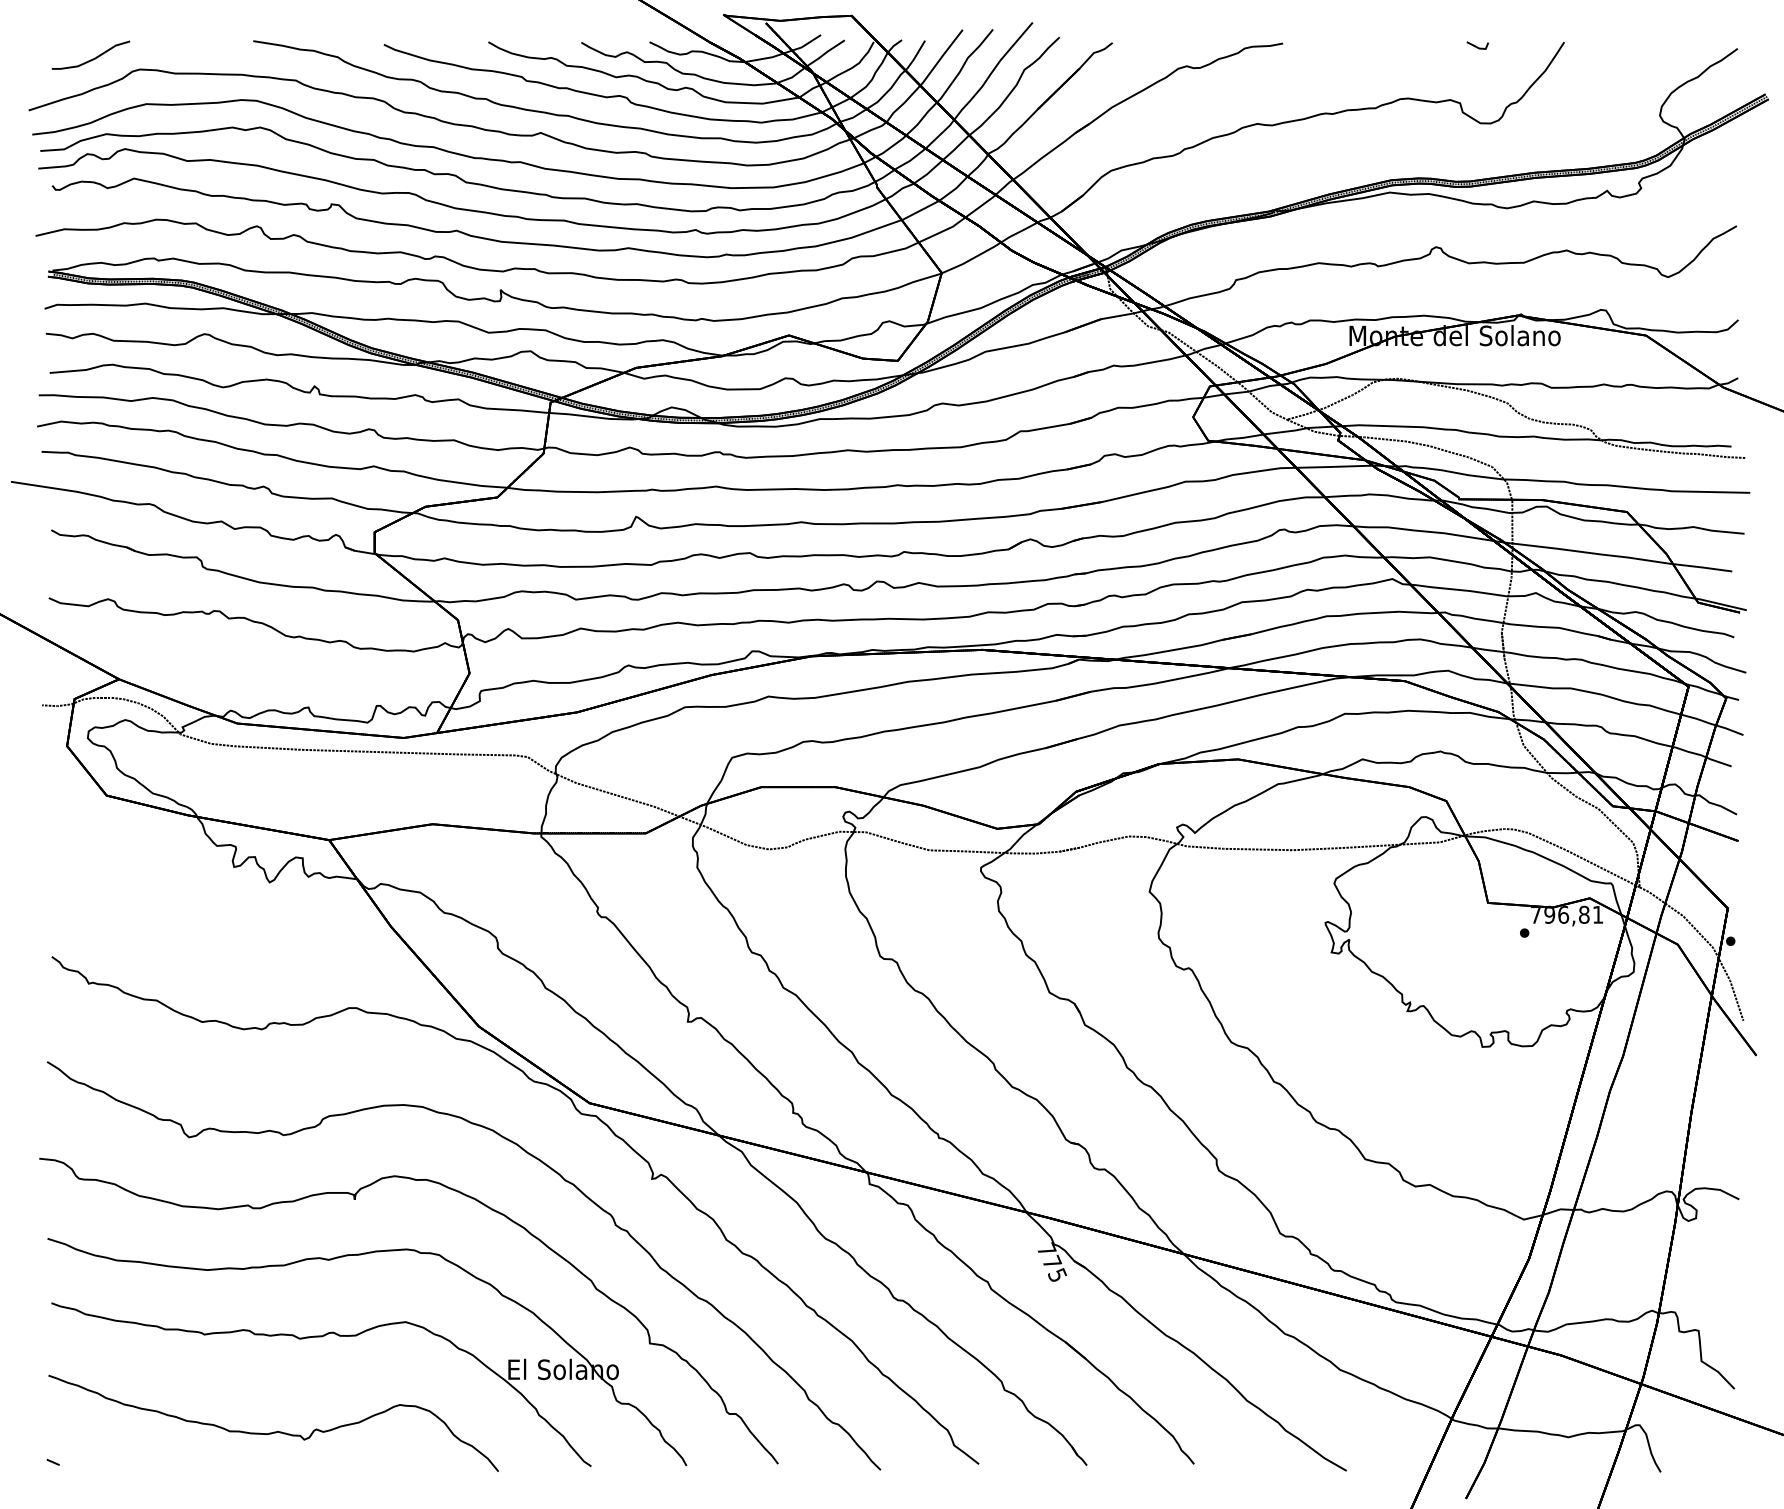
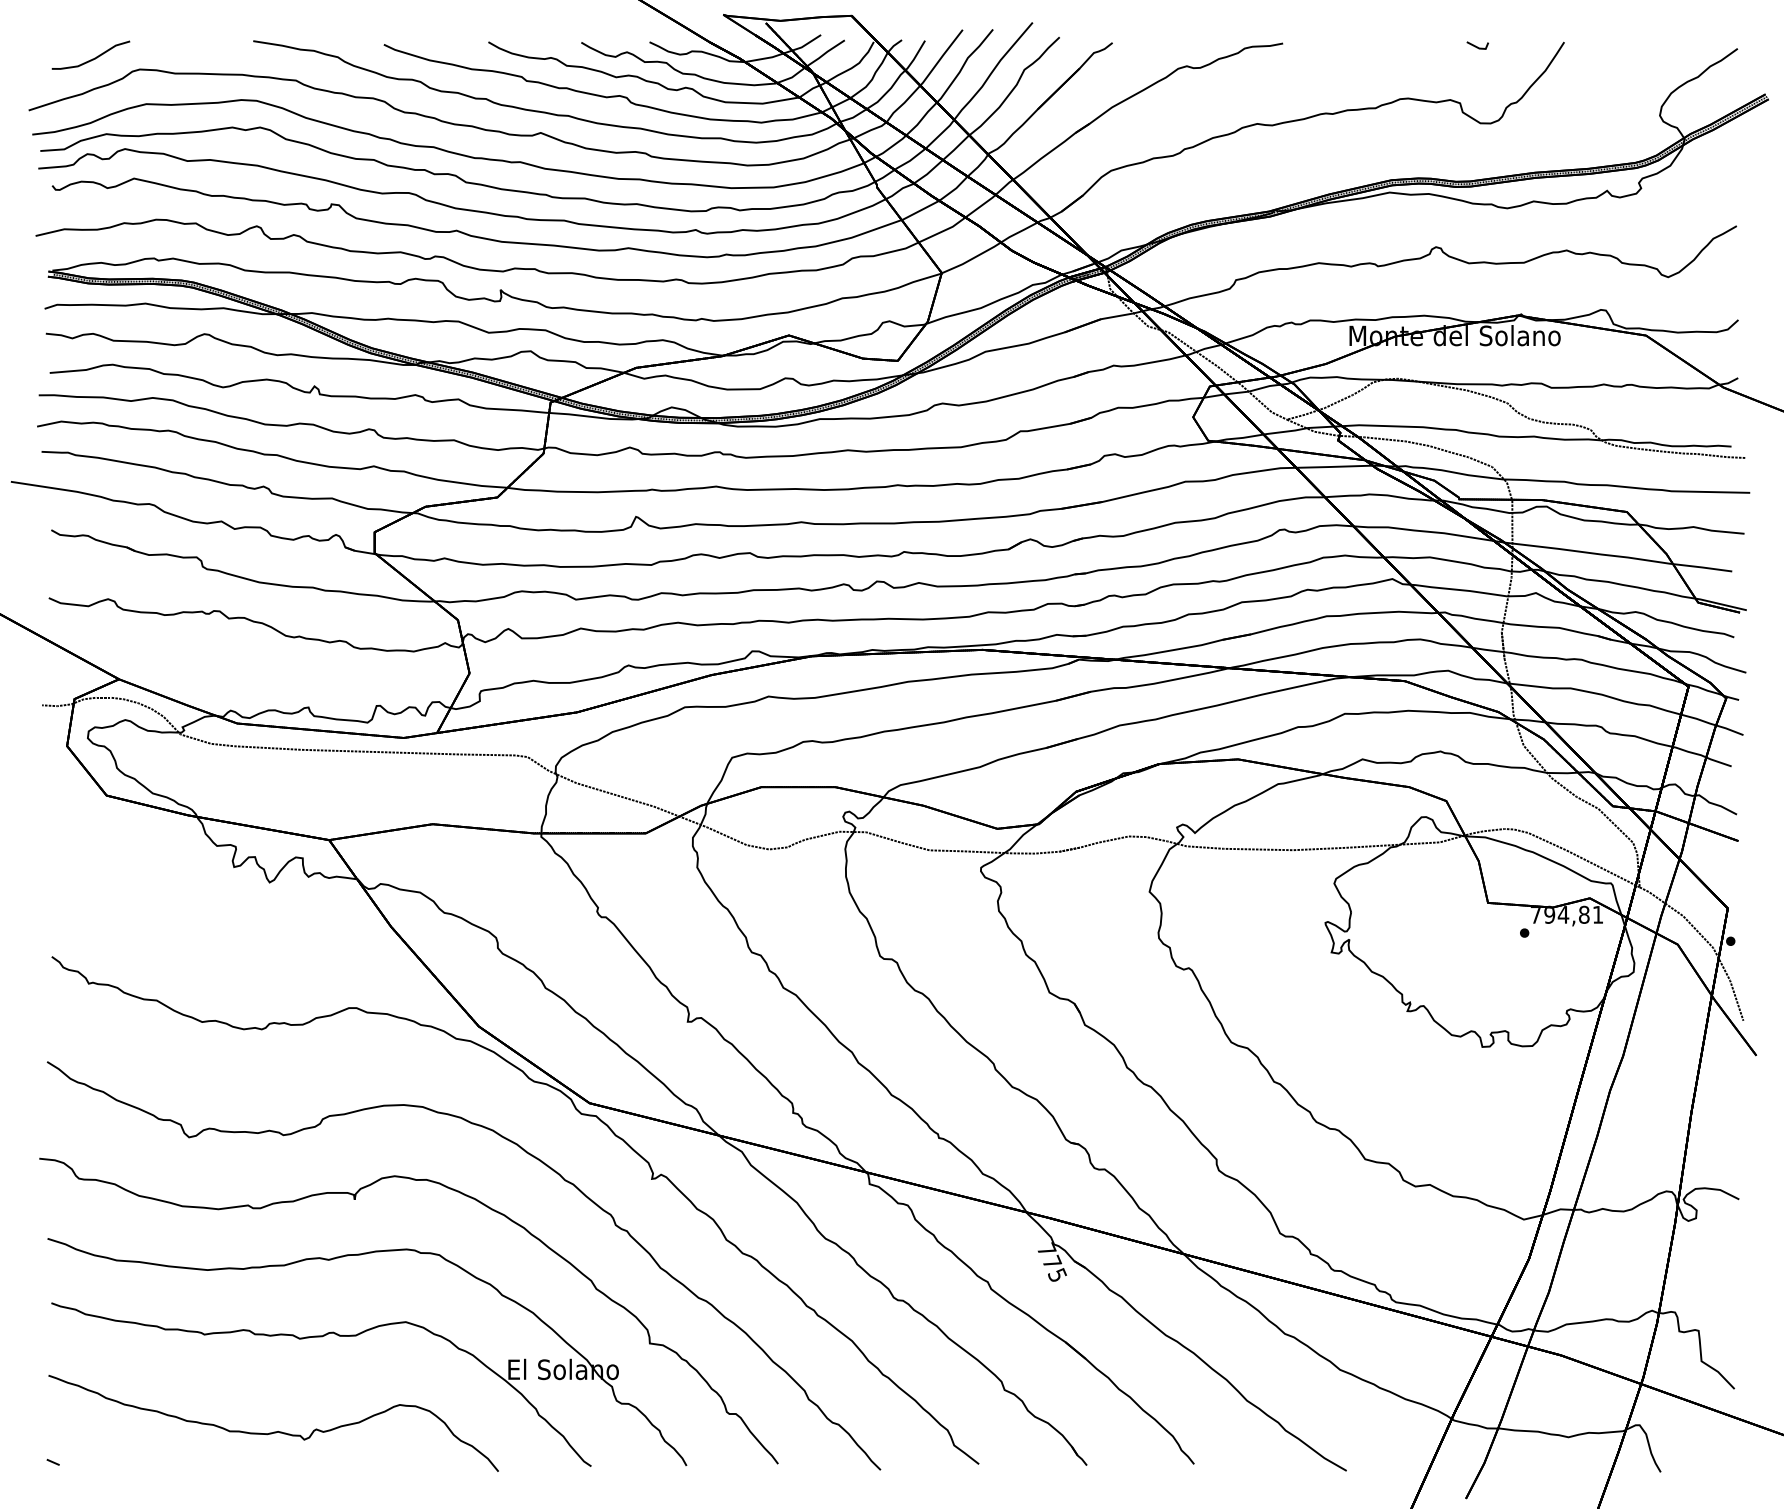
text: 796,81 -> 794,81 (1563, 914)
